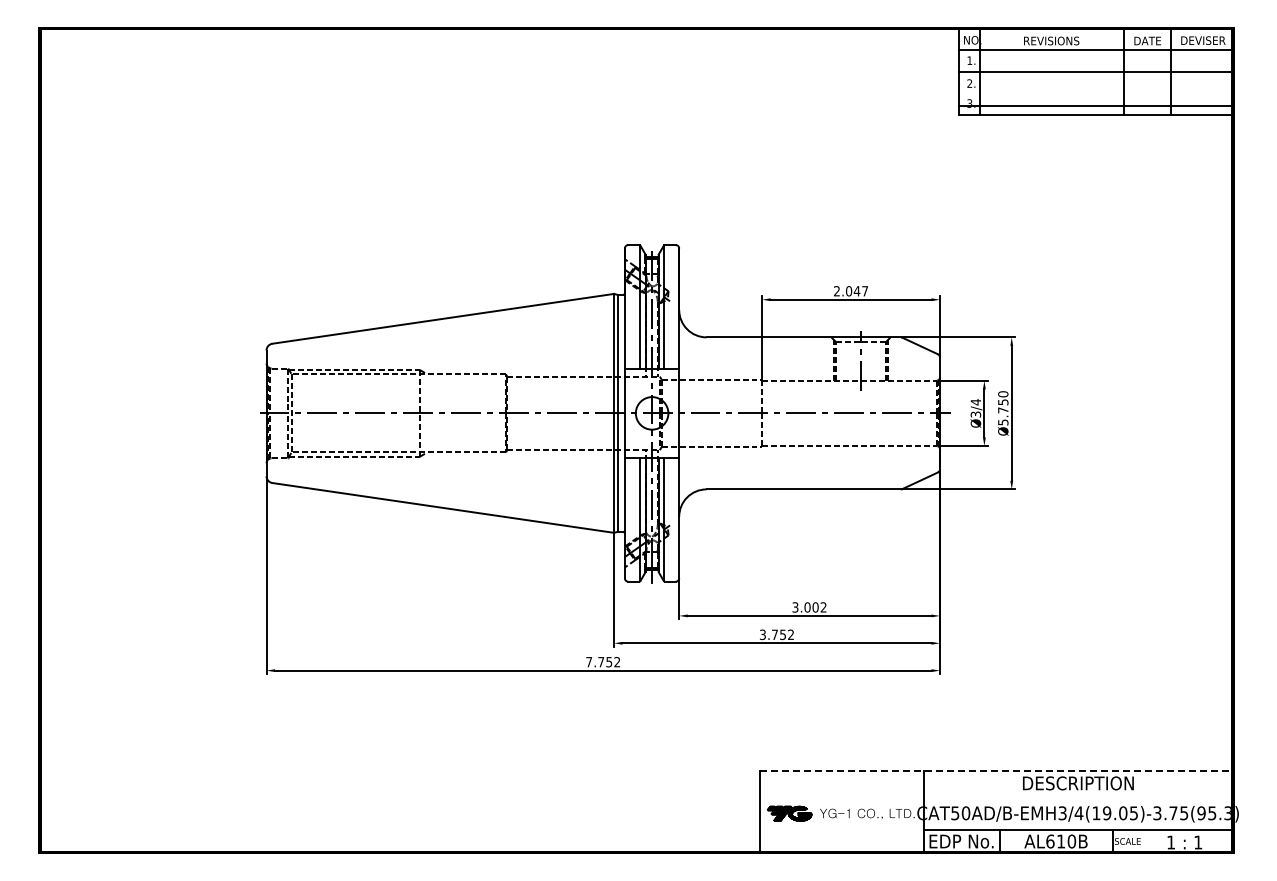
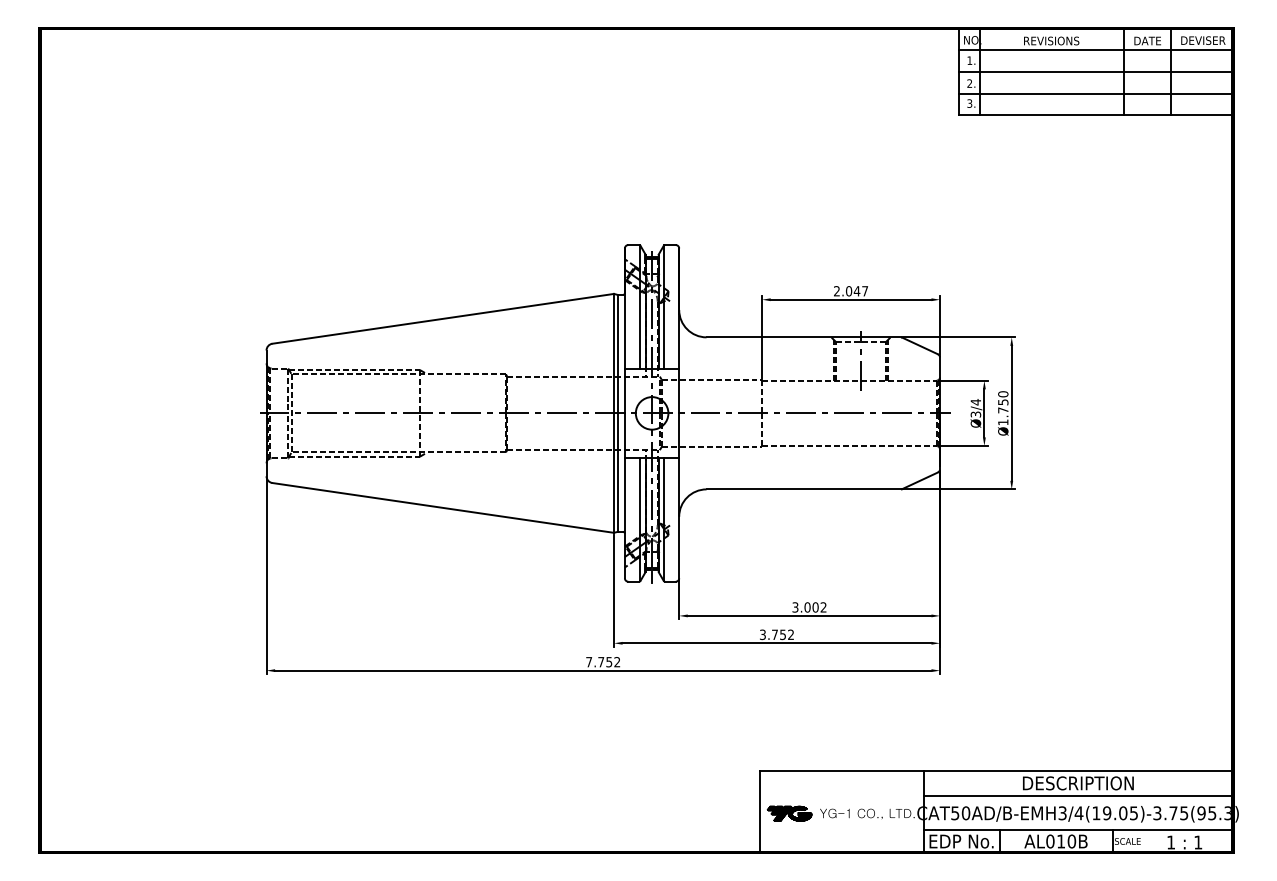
line position: (1096, 106) -> (1096, 94) (1096, 94)
text: Ø5.750 -> Ø1.750 (1003, 422)
line: dashed -> solid (996, 770)
line: none -> present (1078, 796)
text: AL610B -> AL010B (1050, 841)
